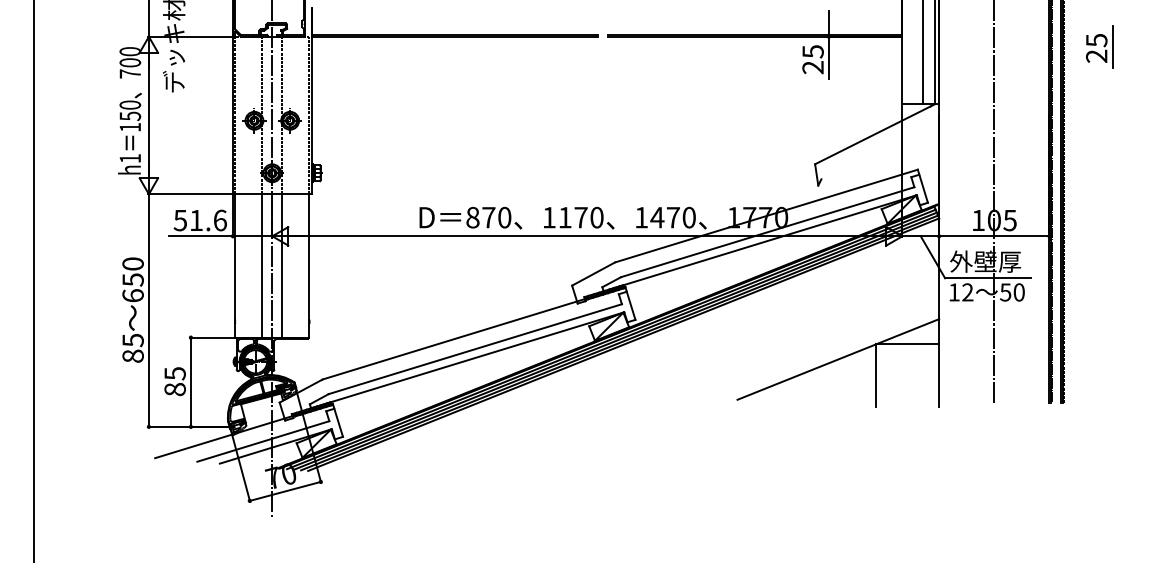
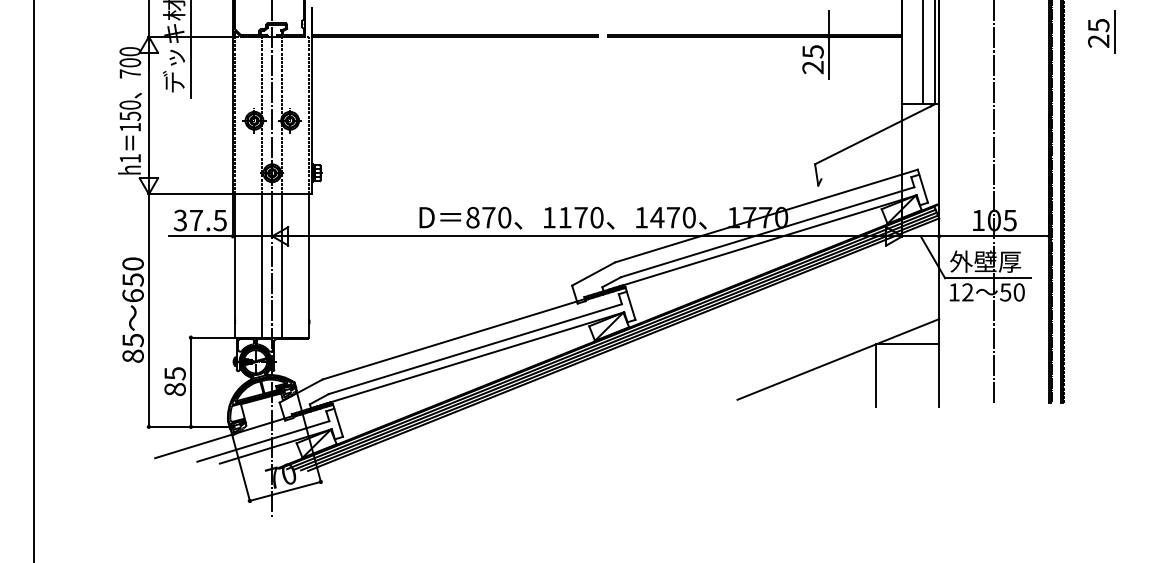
part position: (1099, 46) -> (1101, 31) (1101, 31)
line: none -> present (190, 50)
text: 51.6 -> 37.5 (200, 220)
